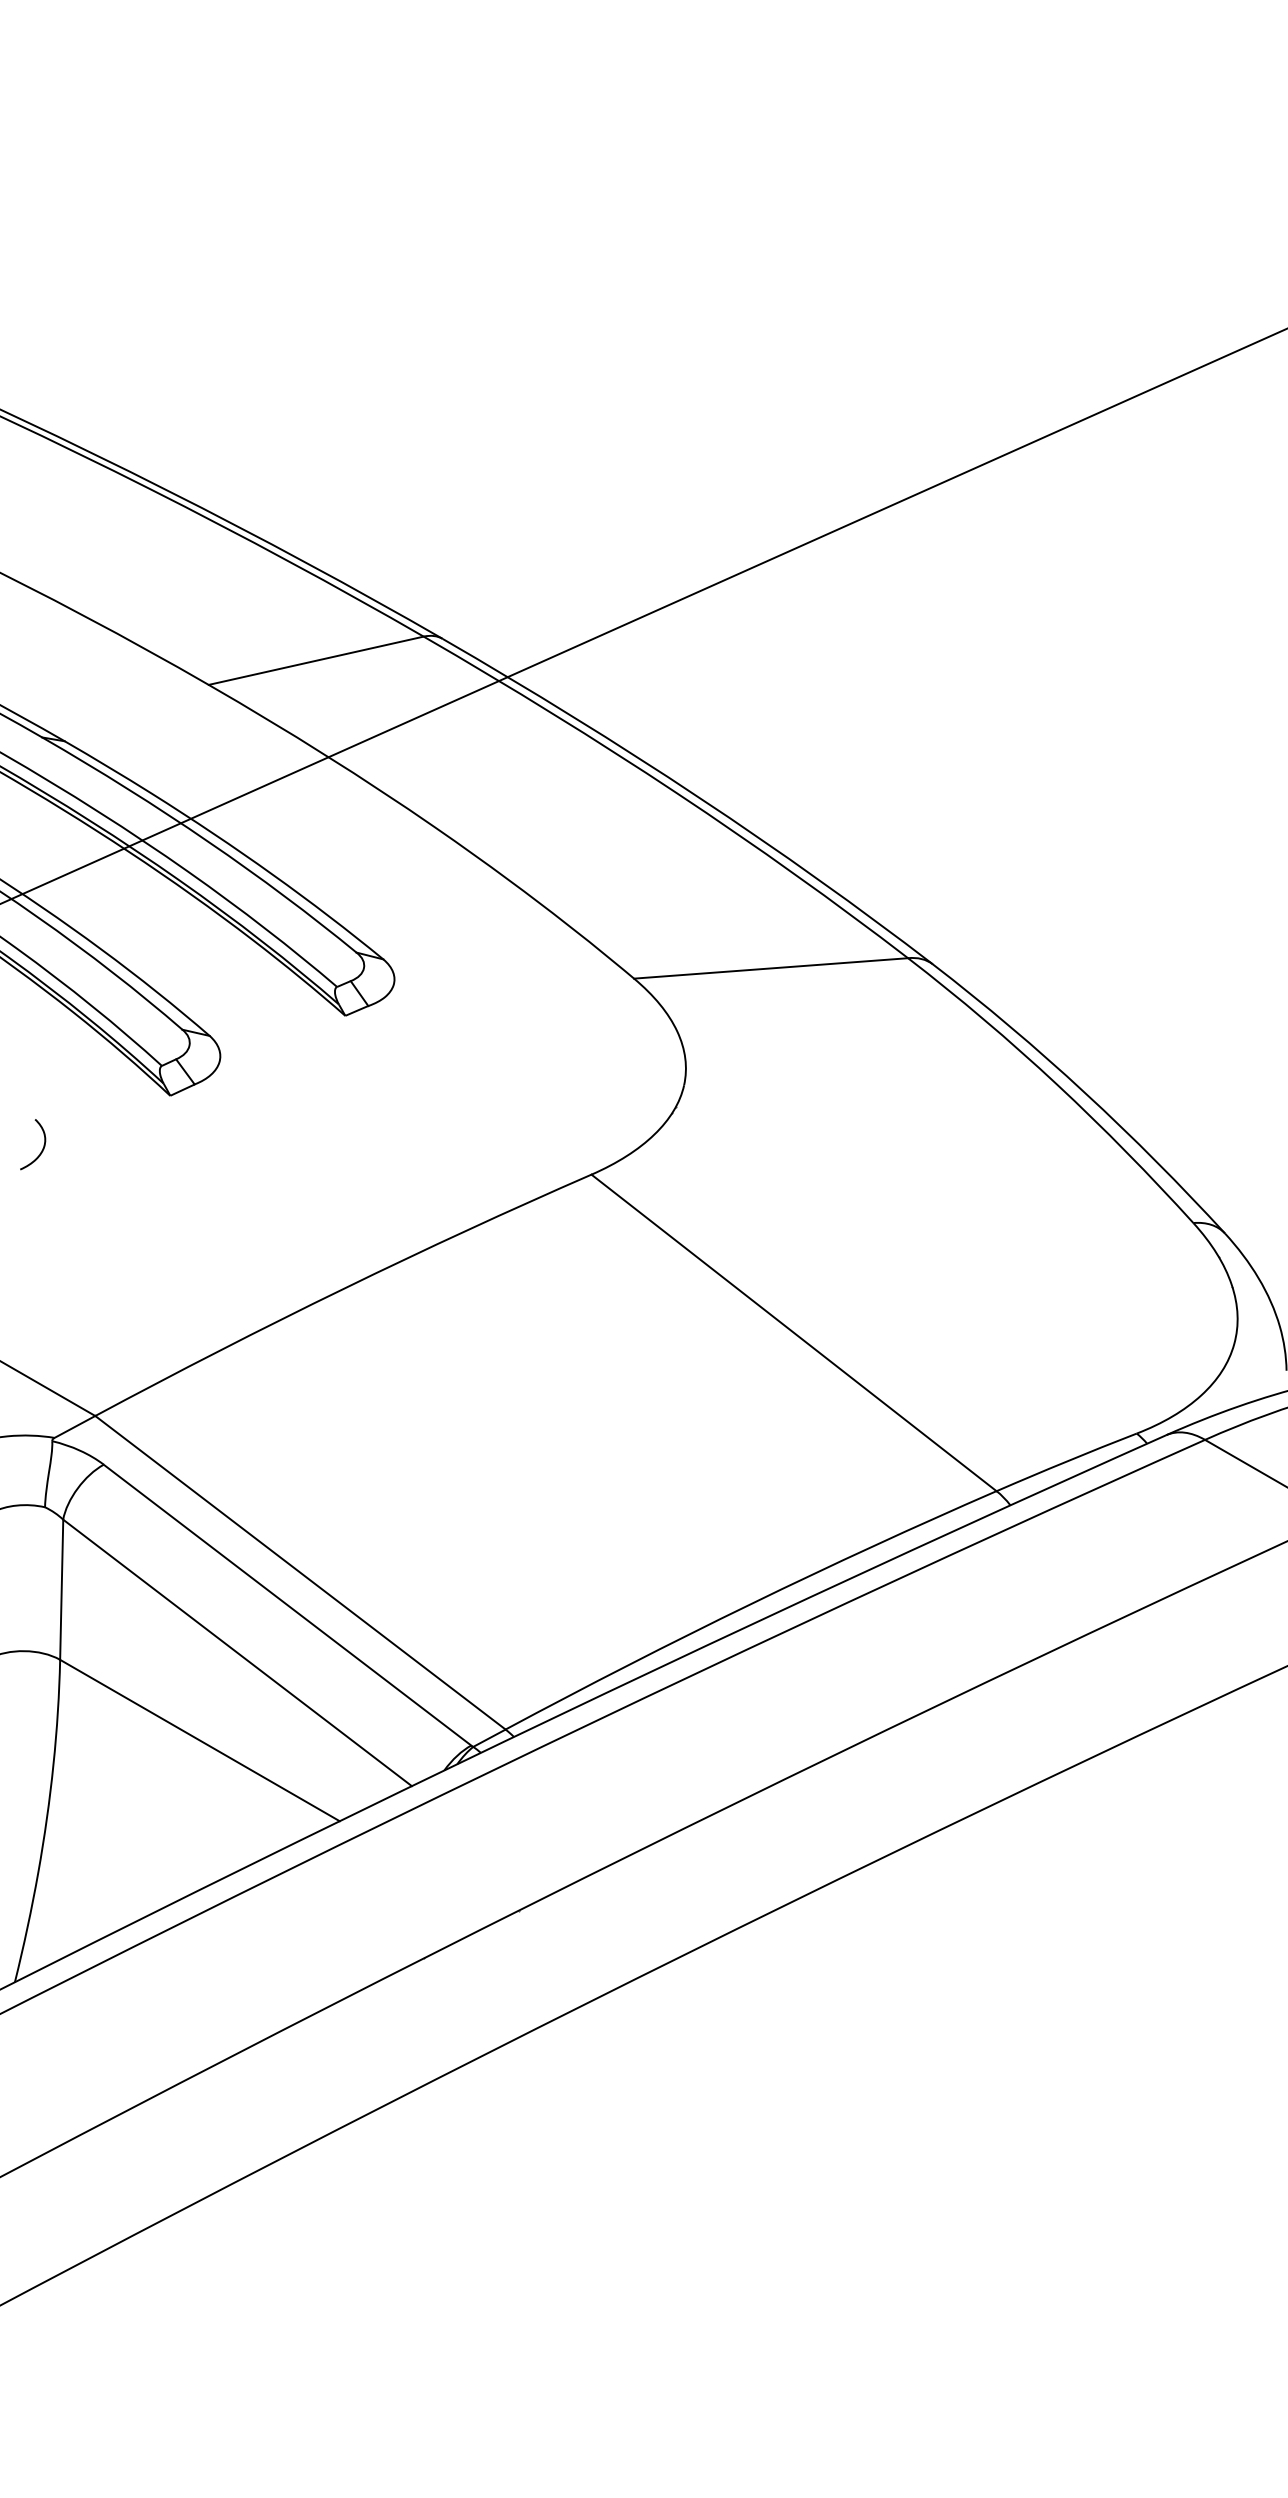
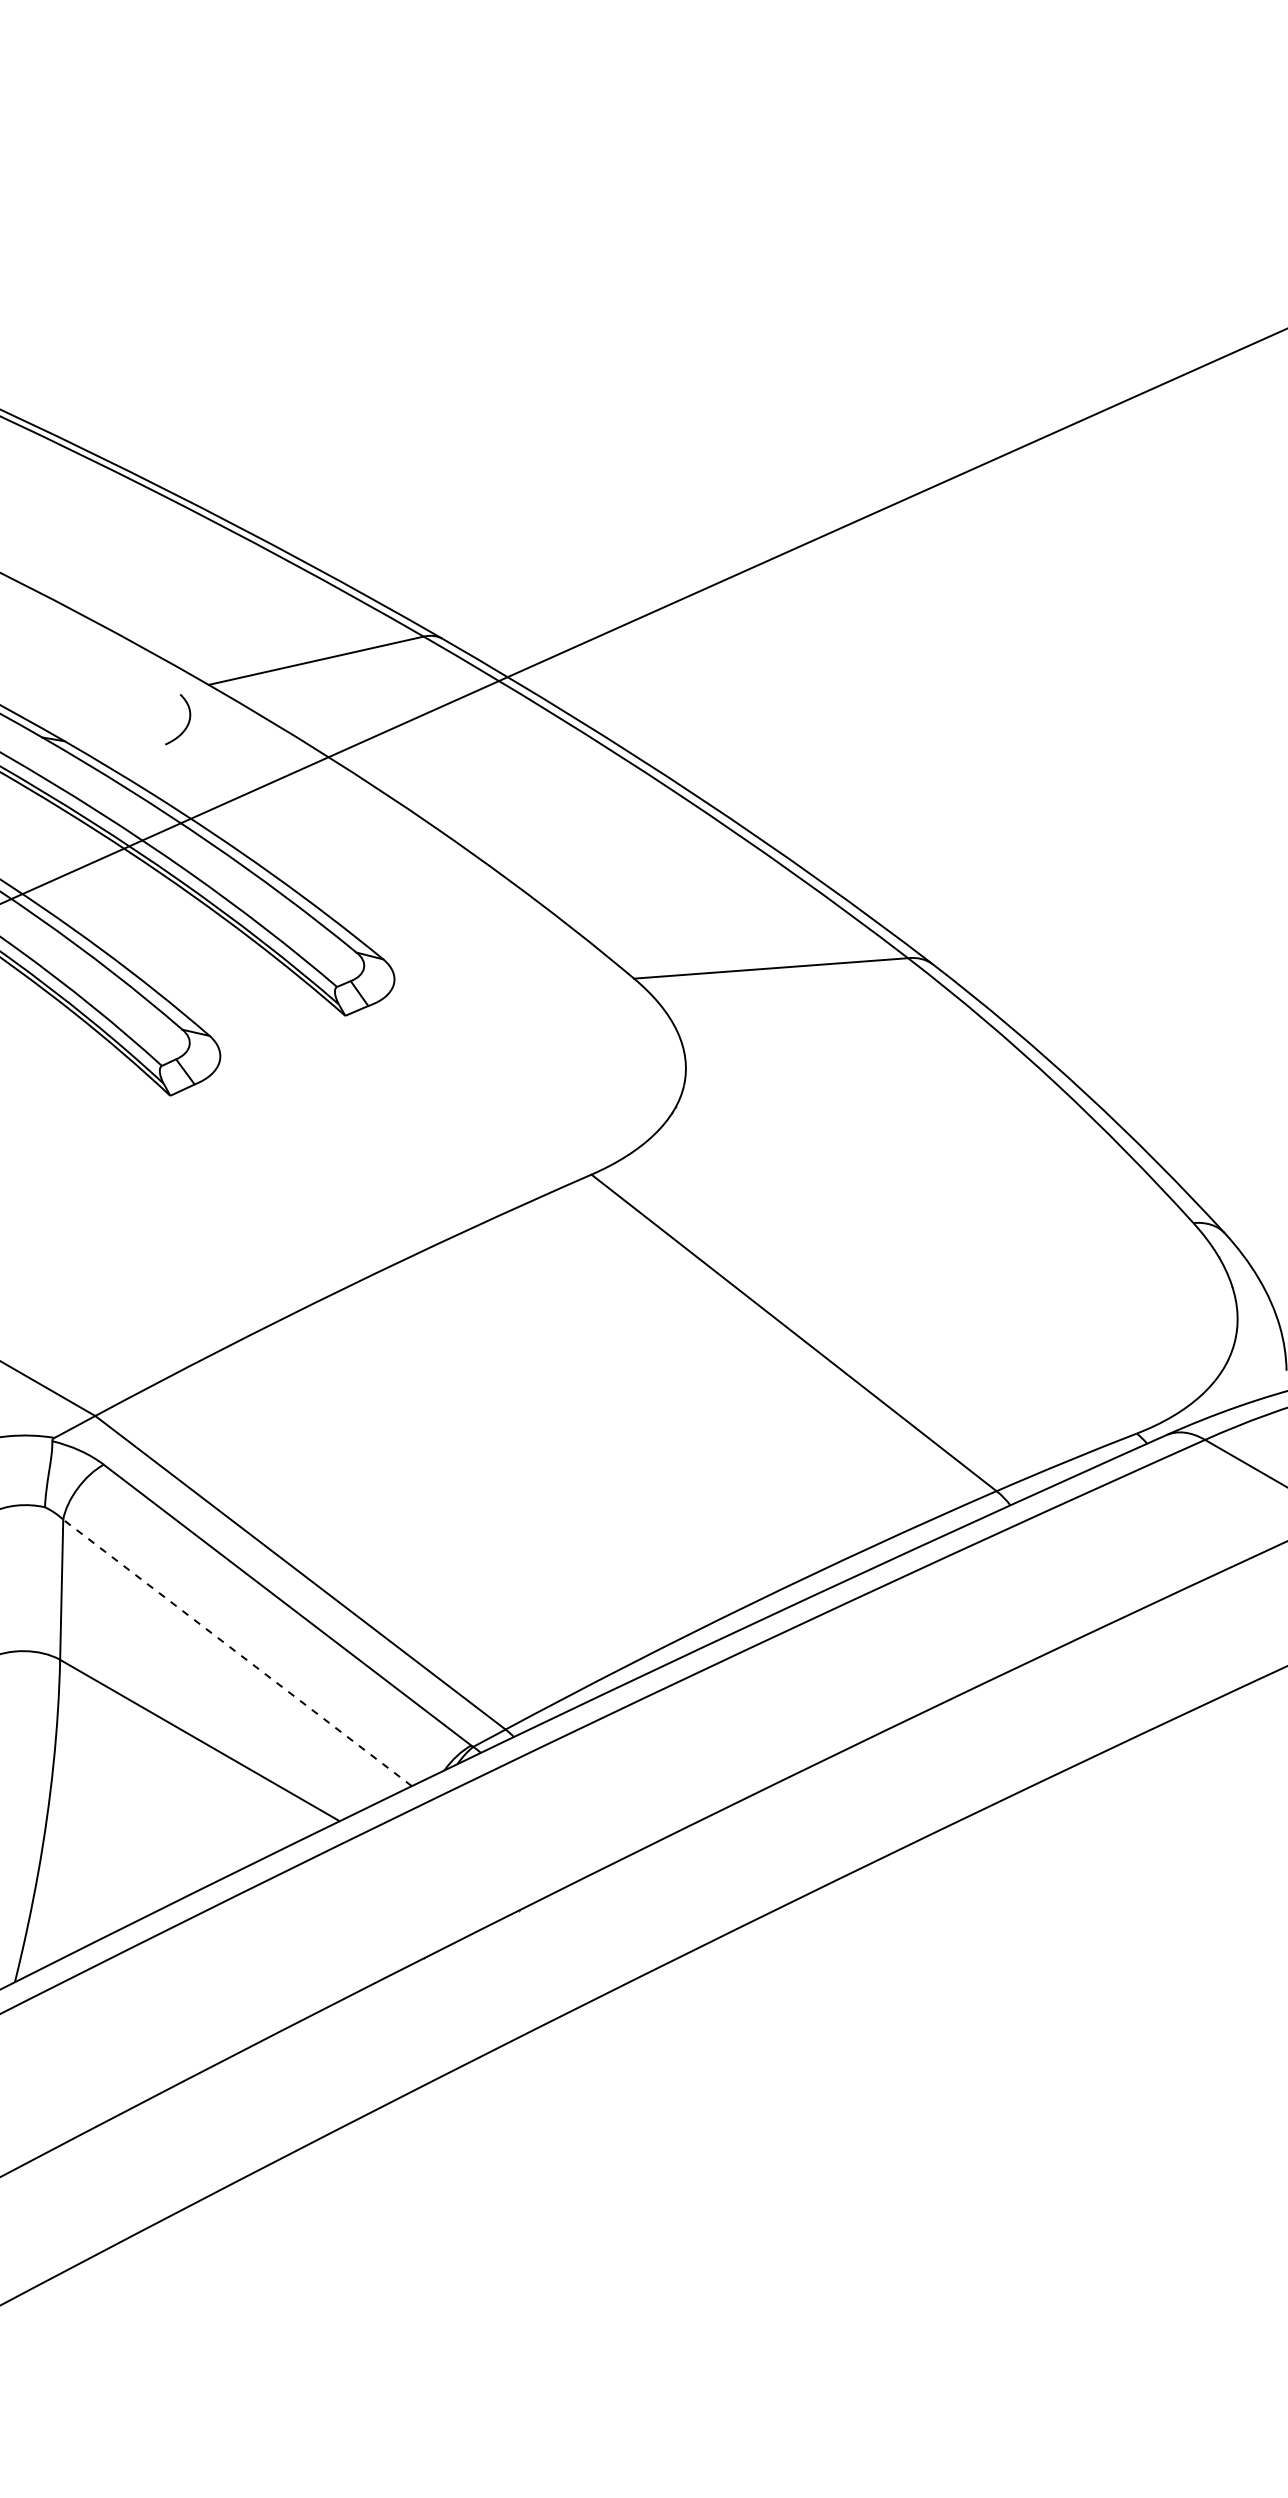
curve position: (42, 1148) -> (187, 723) (187, 723)
line: solid -> dashed (237, 1652)
